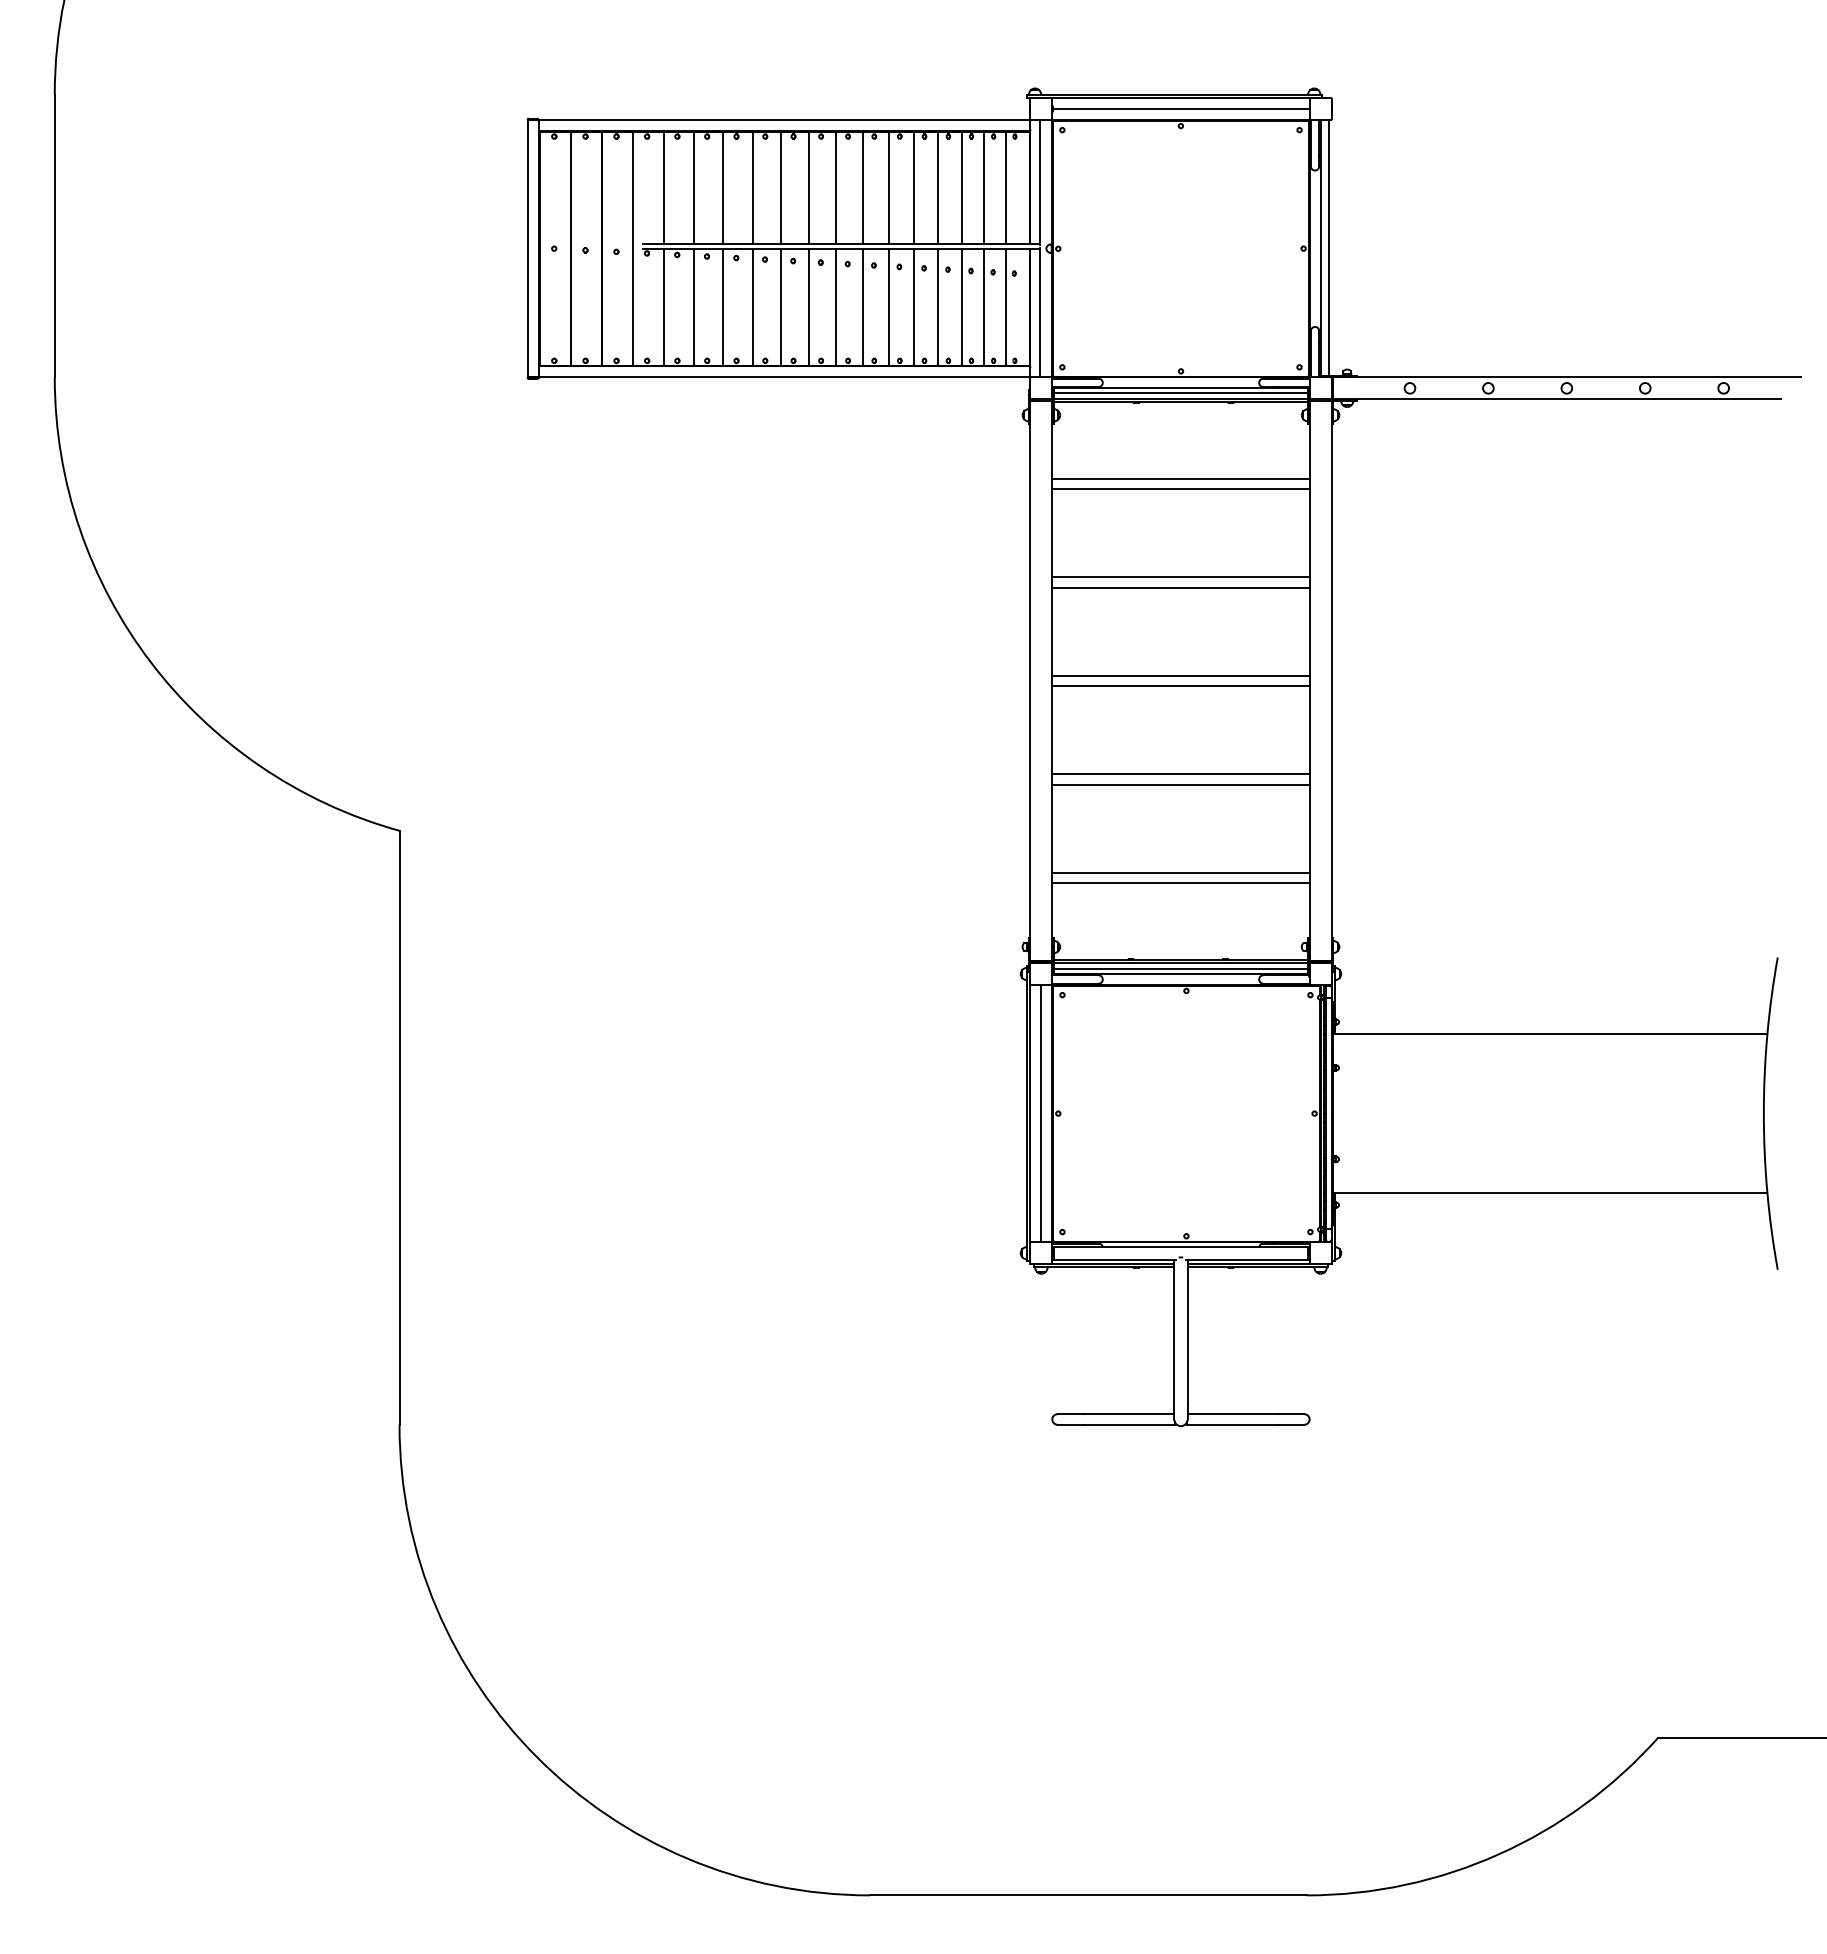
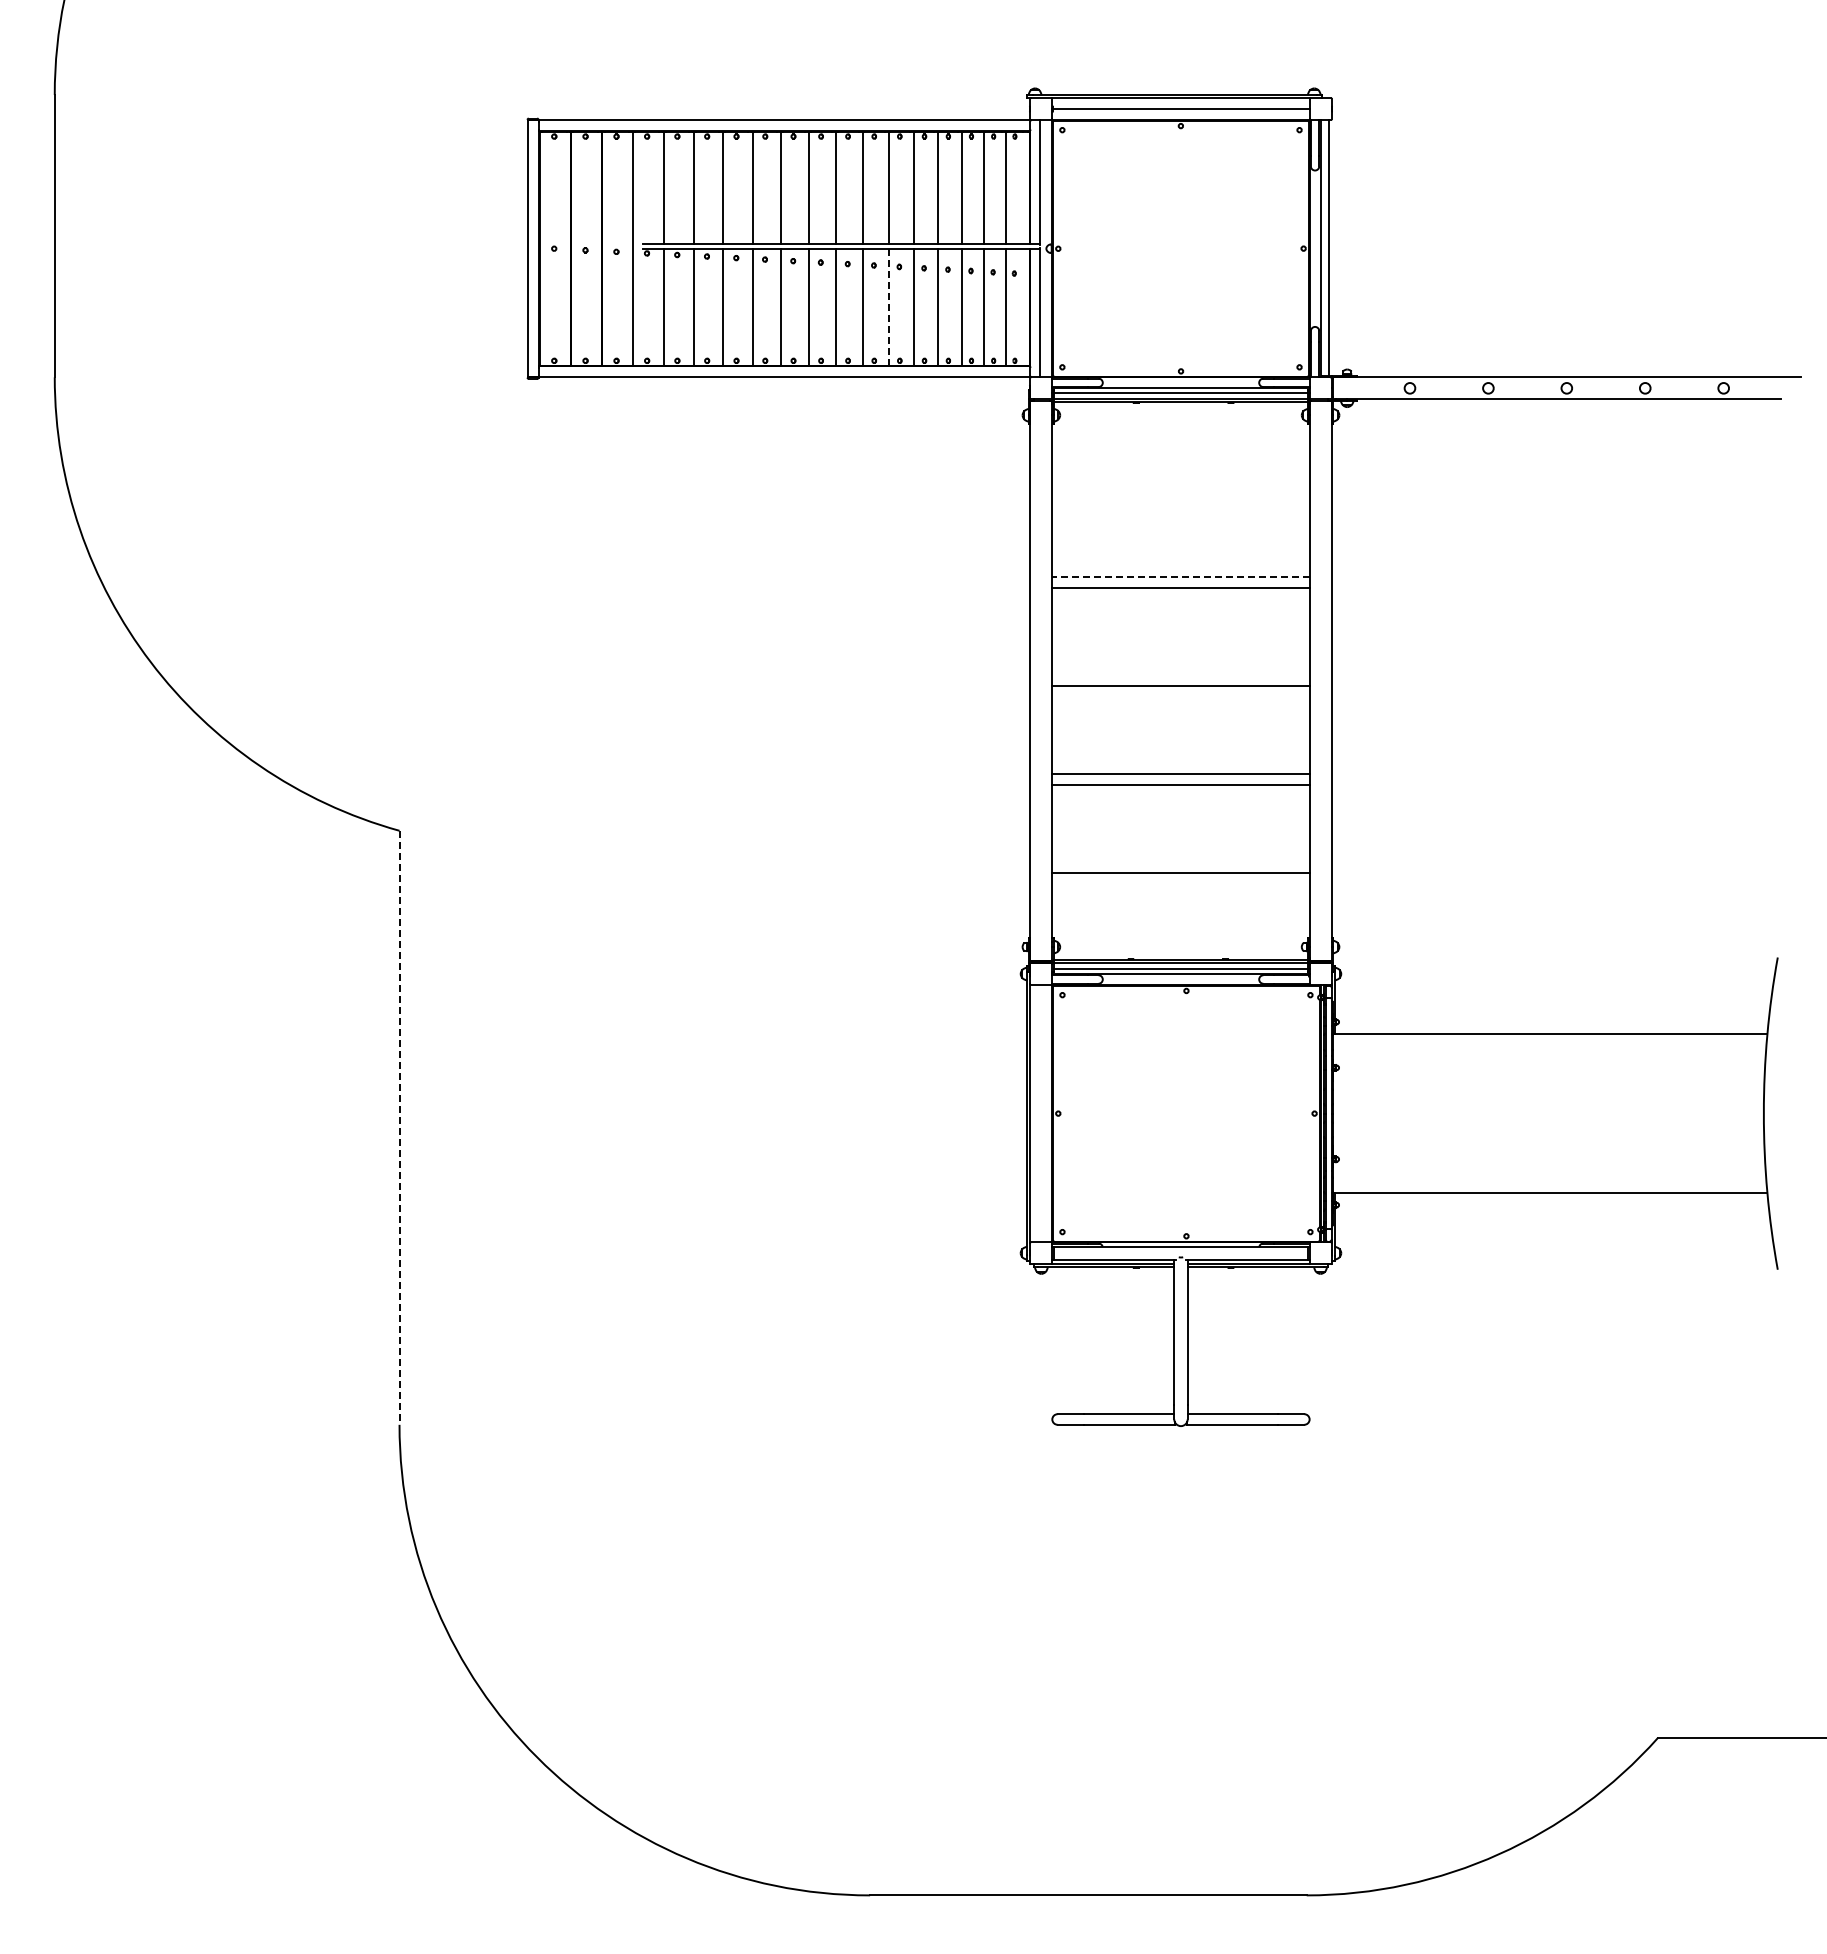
line: solid -> dashed (888, 307)
line: present -> none (1180, 478)
line: present -> none (1180, 489)
line: solid -> dashed (1180, 577)
line: present -> none (1180, 675)
line: present -> none (1180, 883)
line: present -> none (1041, 1113)
line: solid -> dashed (399, 1128)
